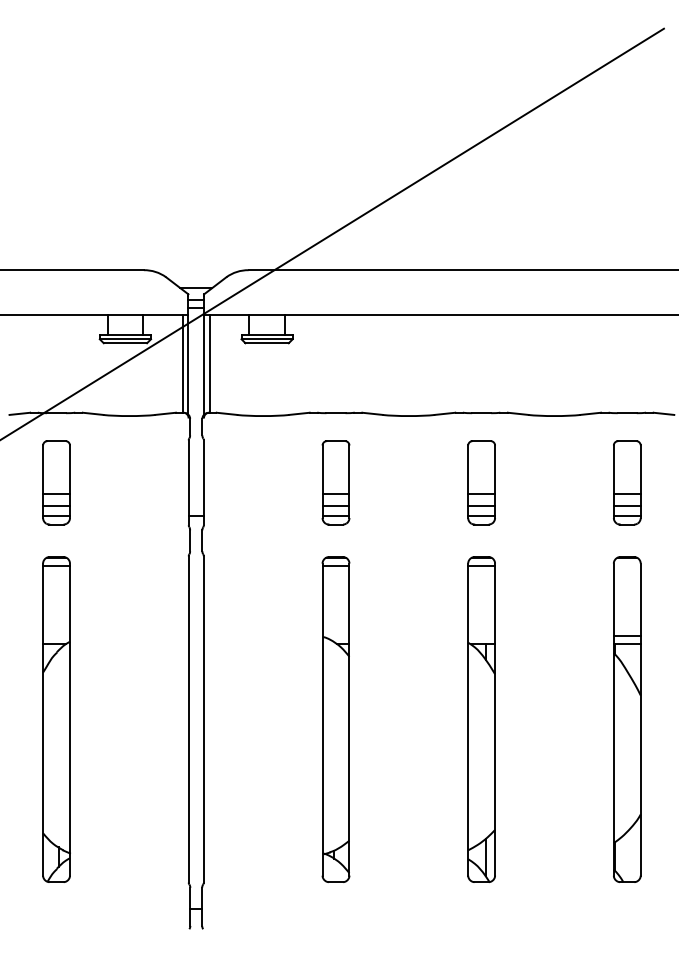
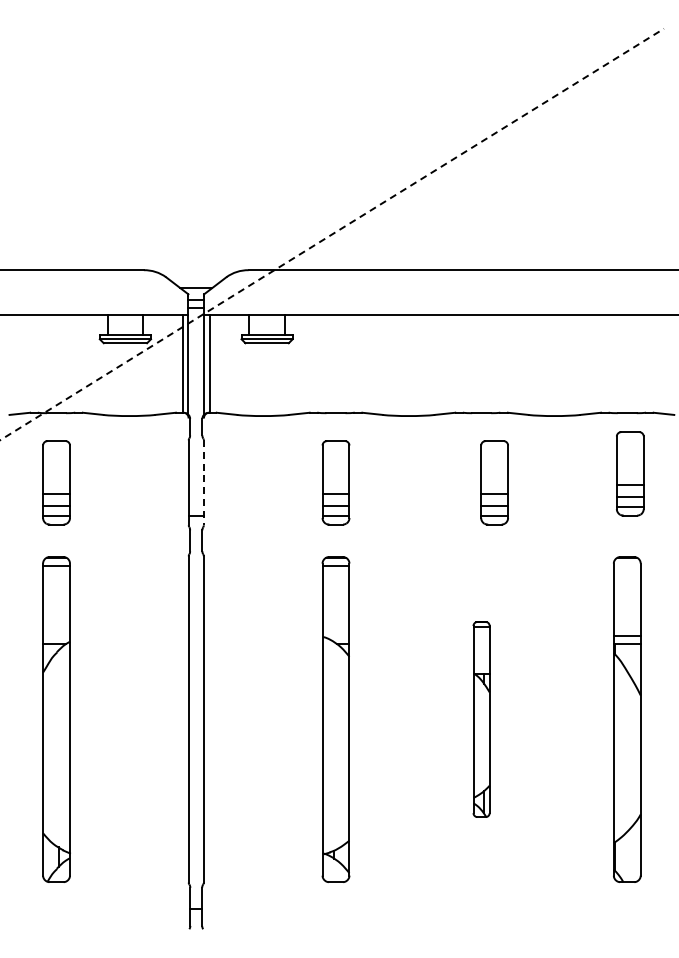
line: solid -> dashed (332, 234)
line: solid -> dashed (203, 482)
part position: (481, 482) -> (494, 482) (494, 482)
part position: (627, 482) -> (630, 473) (630, 473)
part size: 29x327 px -> 19x197 px (481, 719)
